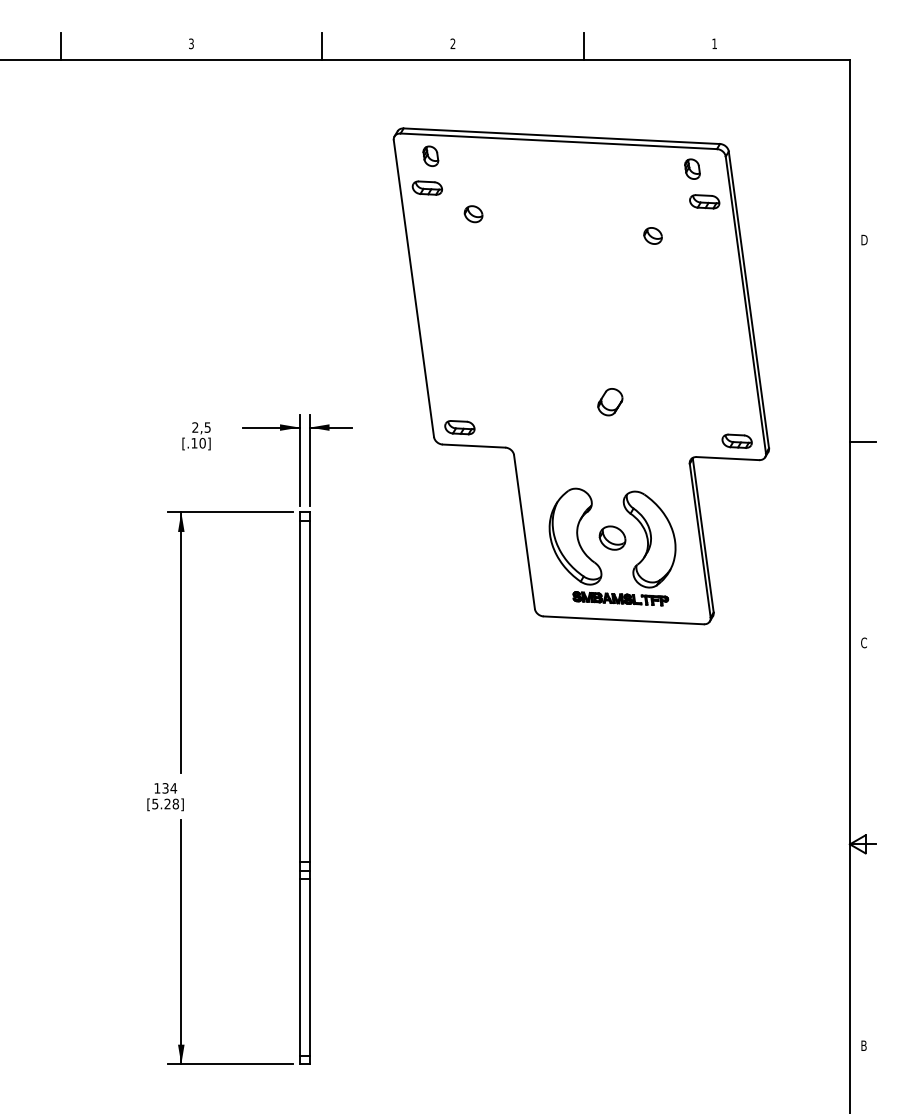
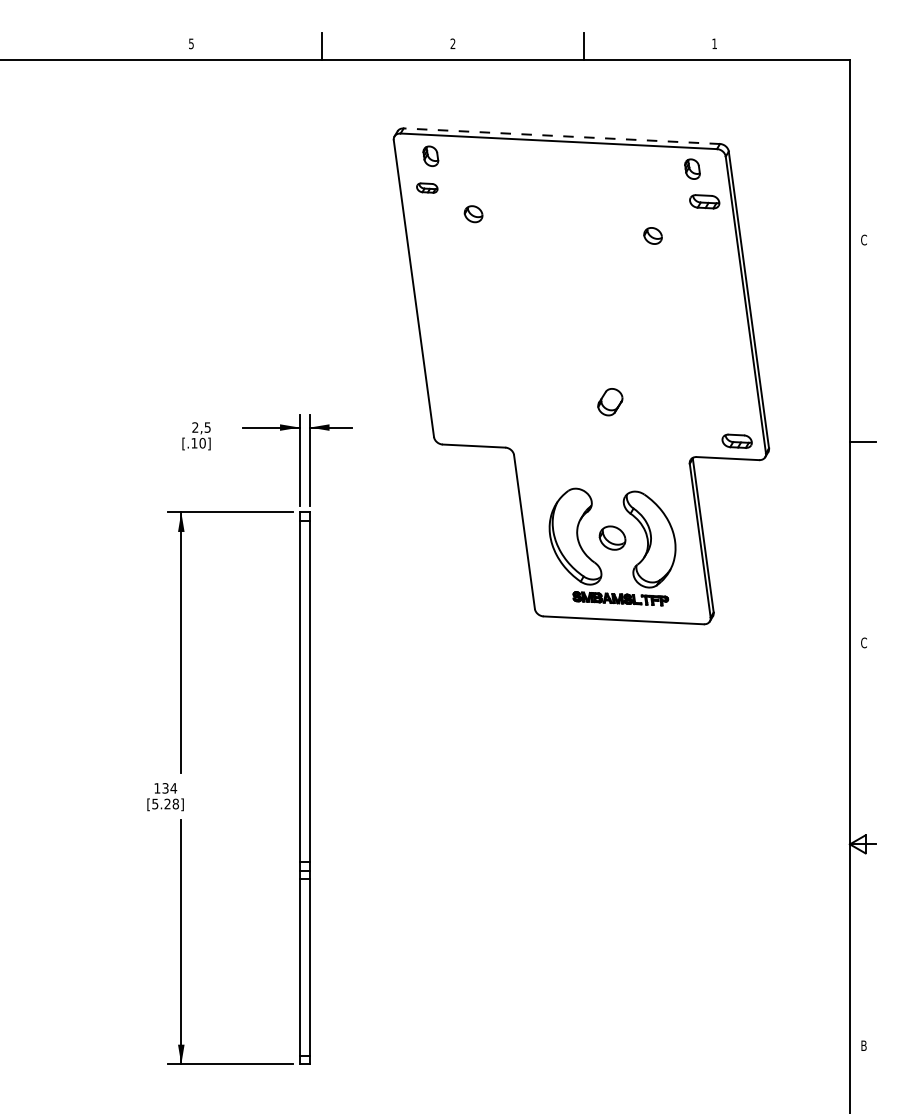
text: 3 -> 5 (191, 42)
line: present -> none (60, 46)
line: solid -> dashed (561, 136)
part size: 32x16 px -> 23x12 px (427, 187)
text: D -> C (864, 239)
part: present -> none (459, 427)
